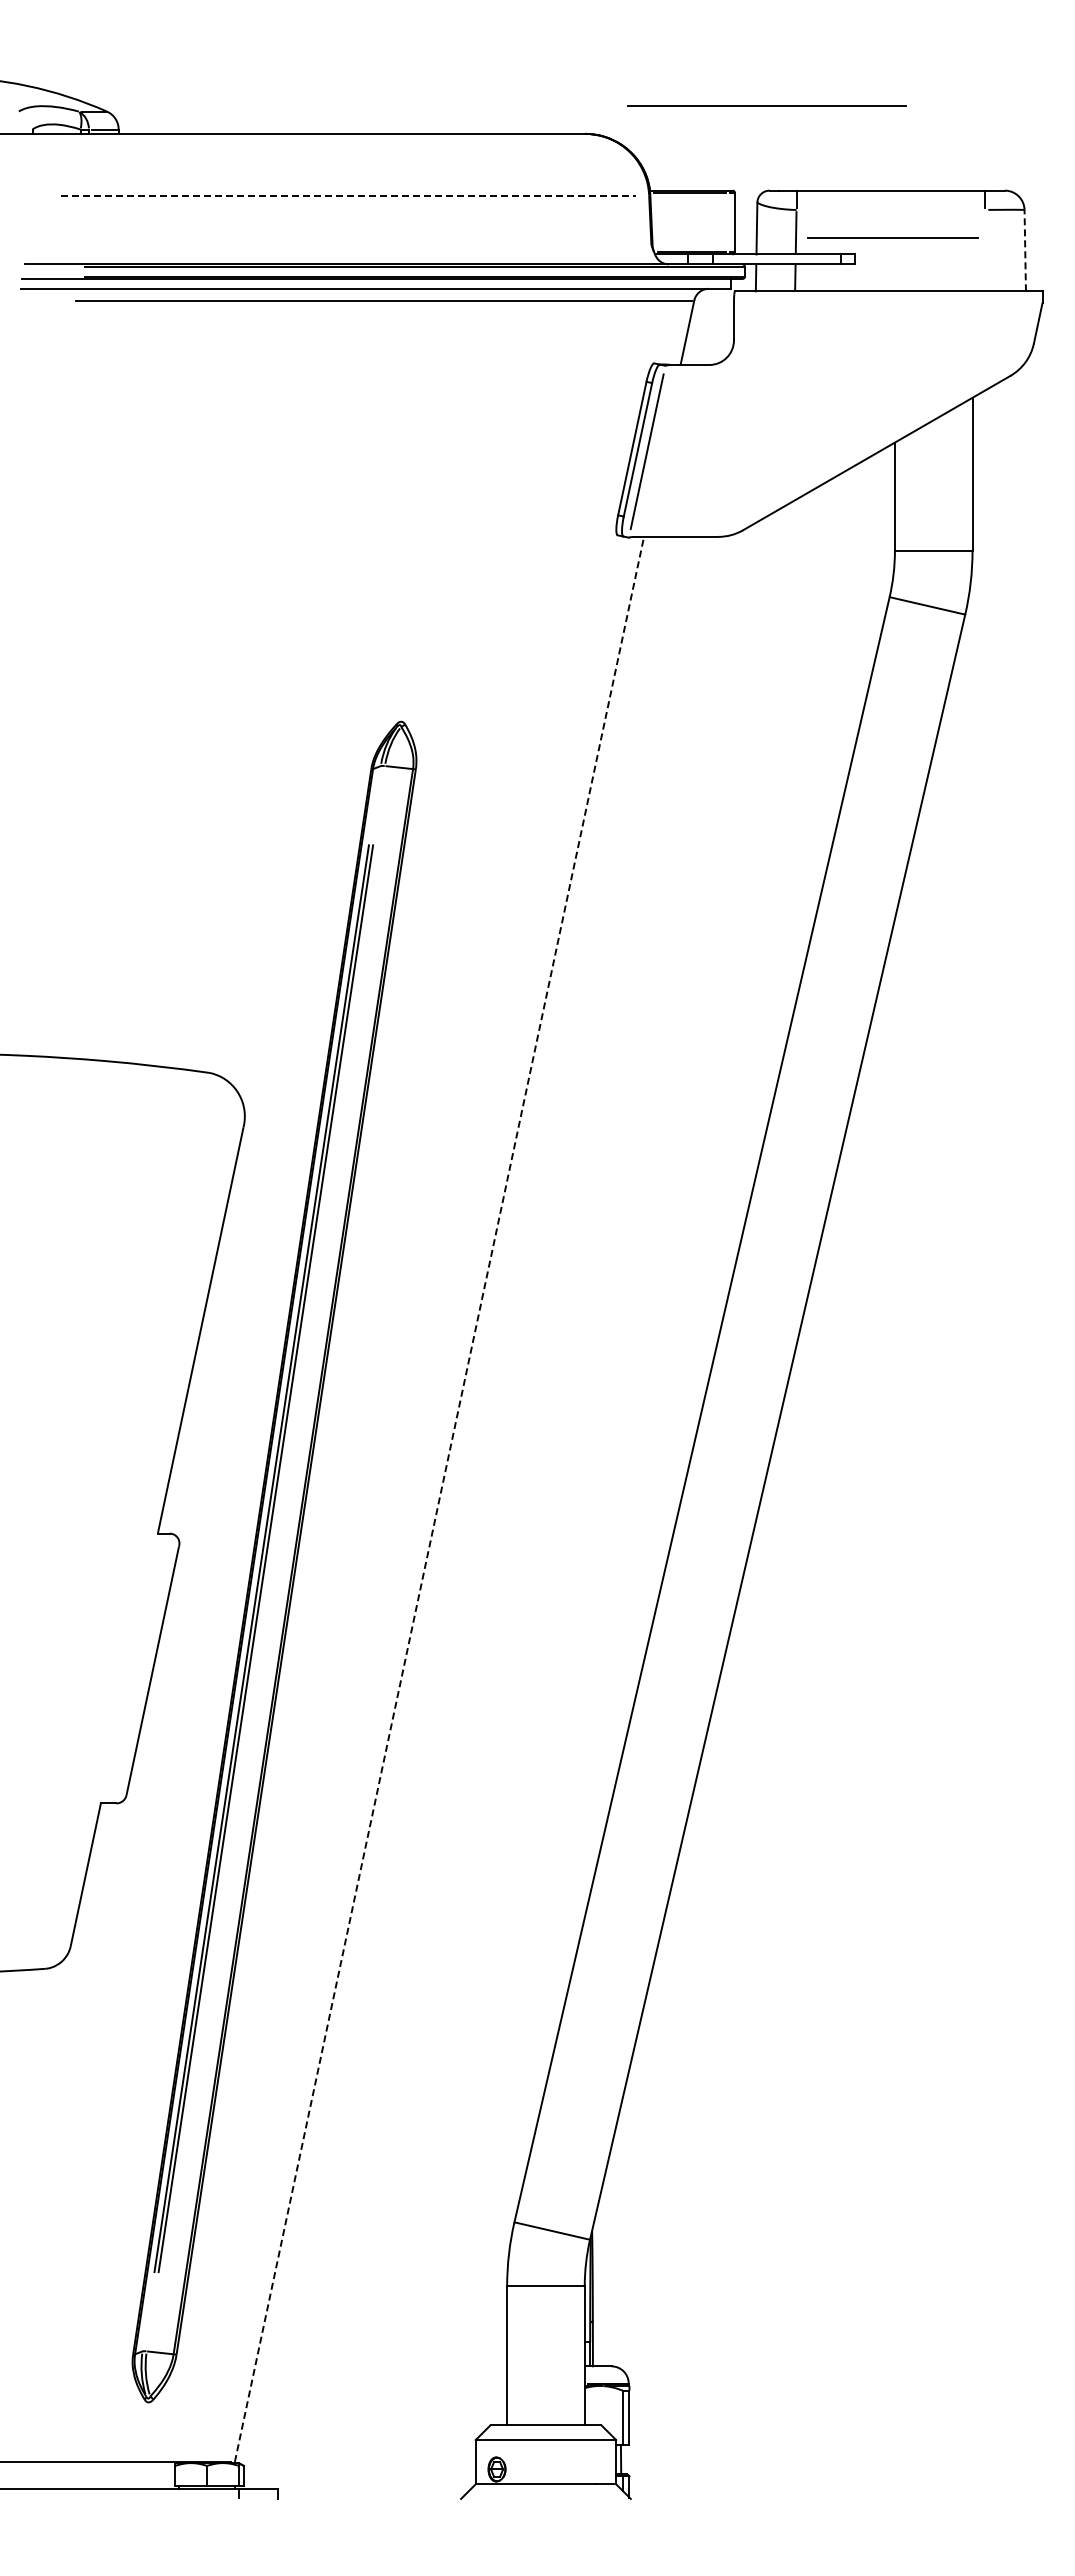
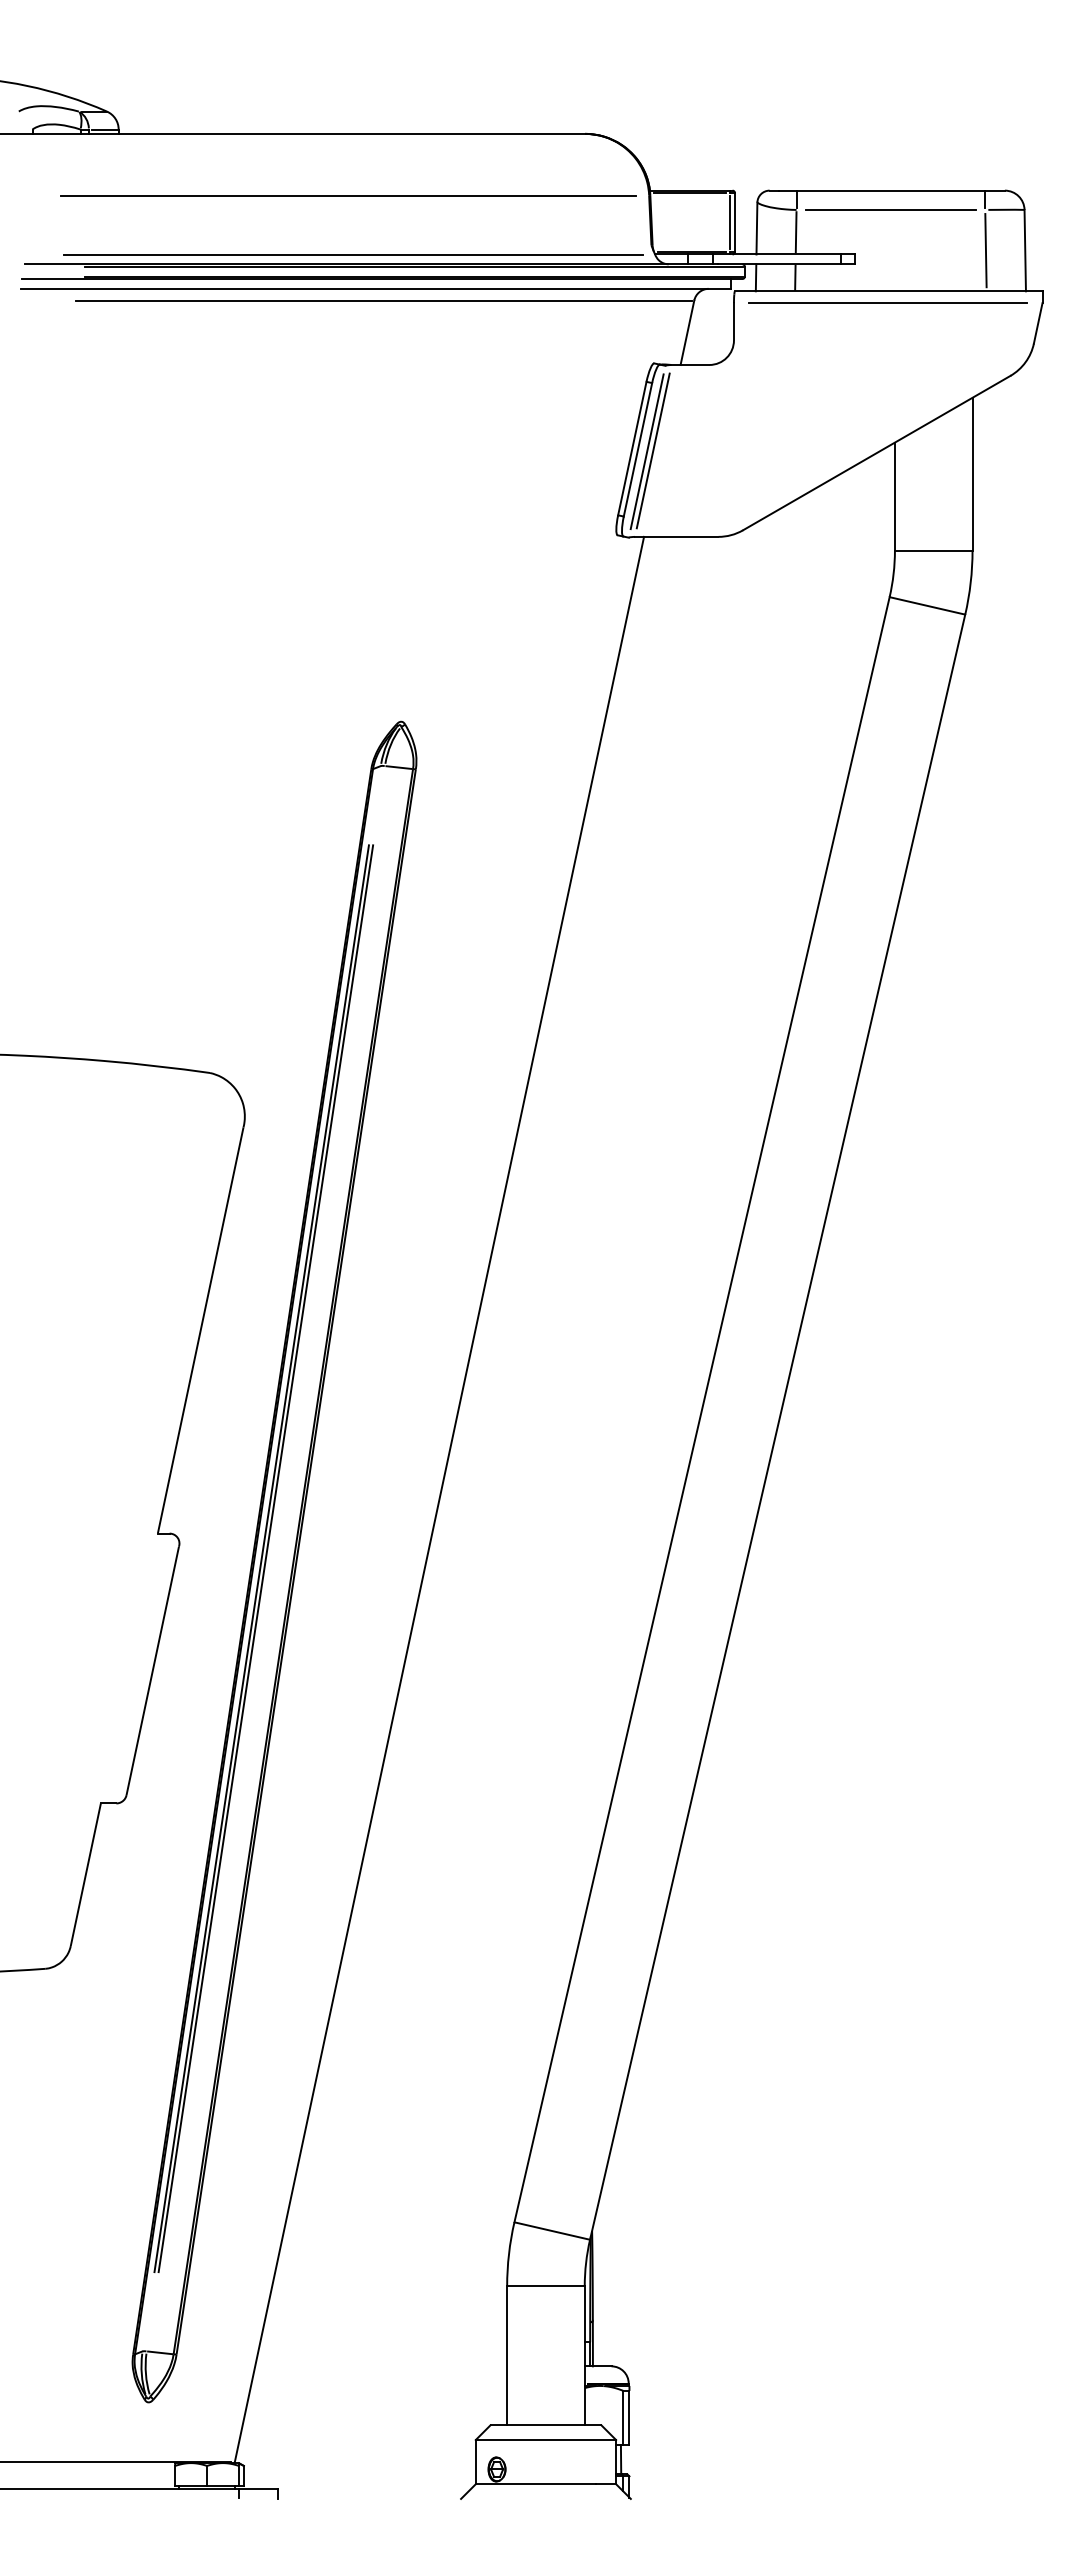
line position: (766, 105) -> (887, 302) (887, 302)
line: dashed -> solid (348, 195)
line: none -> present (730, 222)
line position: (892, 237) -> (890, 209) (890, 209)
line: none -> present (985, 250)
line: dashed -> solid (1025, 250)
line: none -> present (352, 254)
line: none -> present (652, 450)
line: dashed -> solid (439, 1498)
